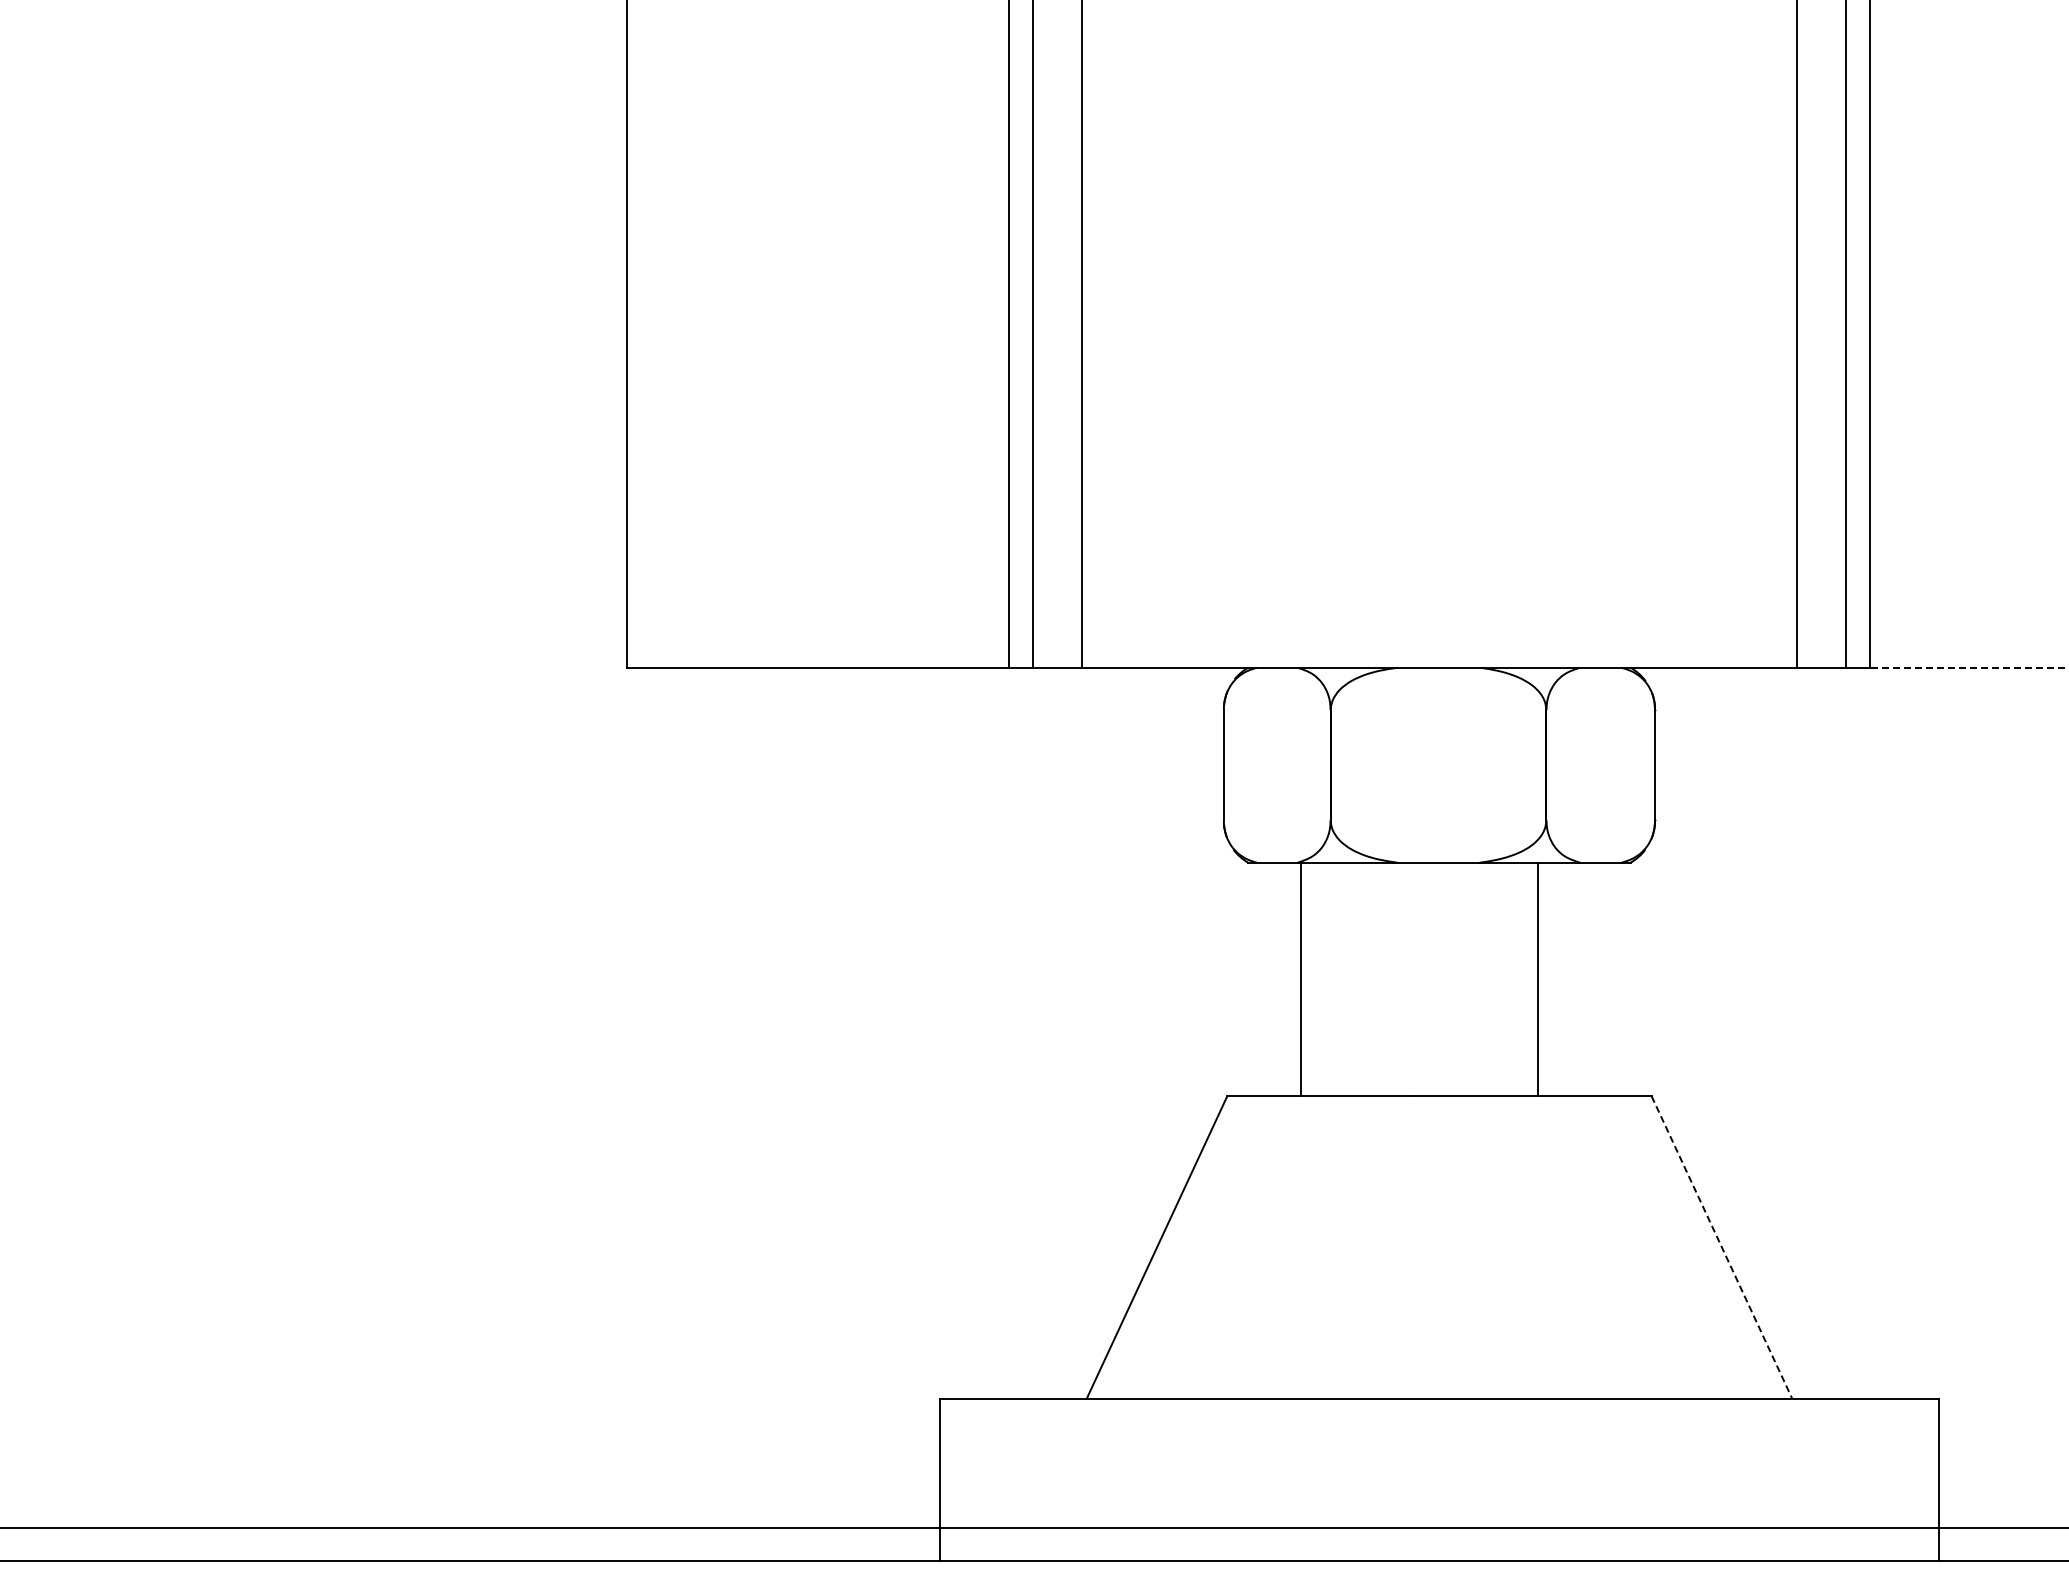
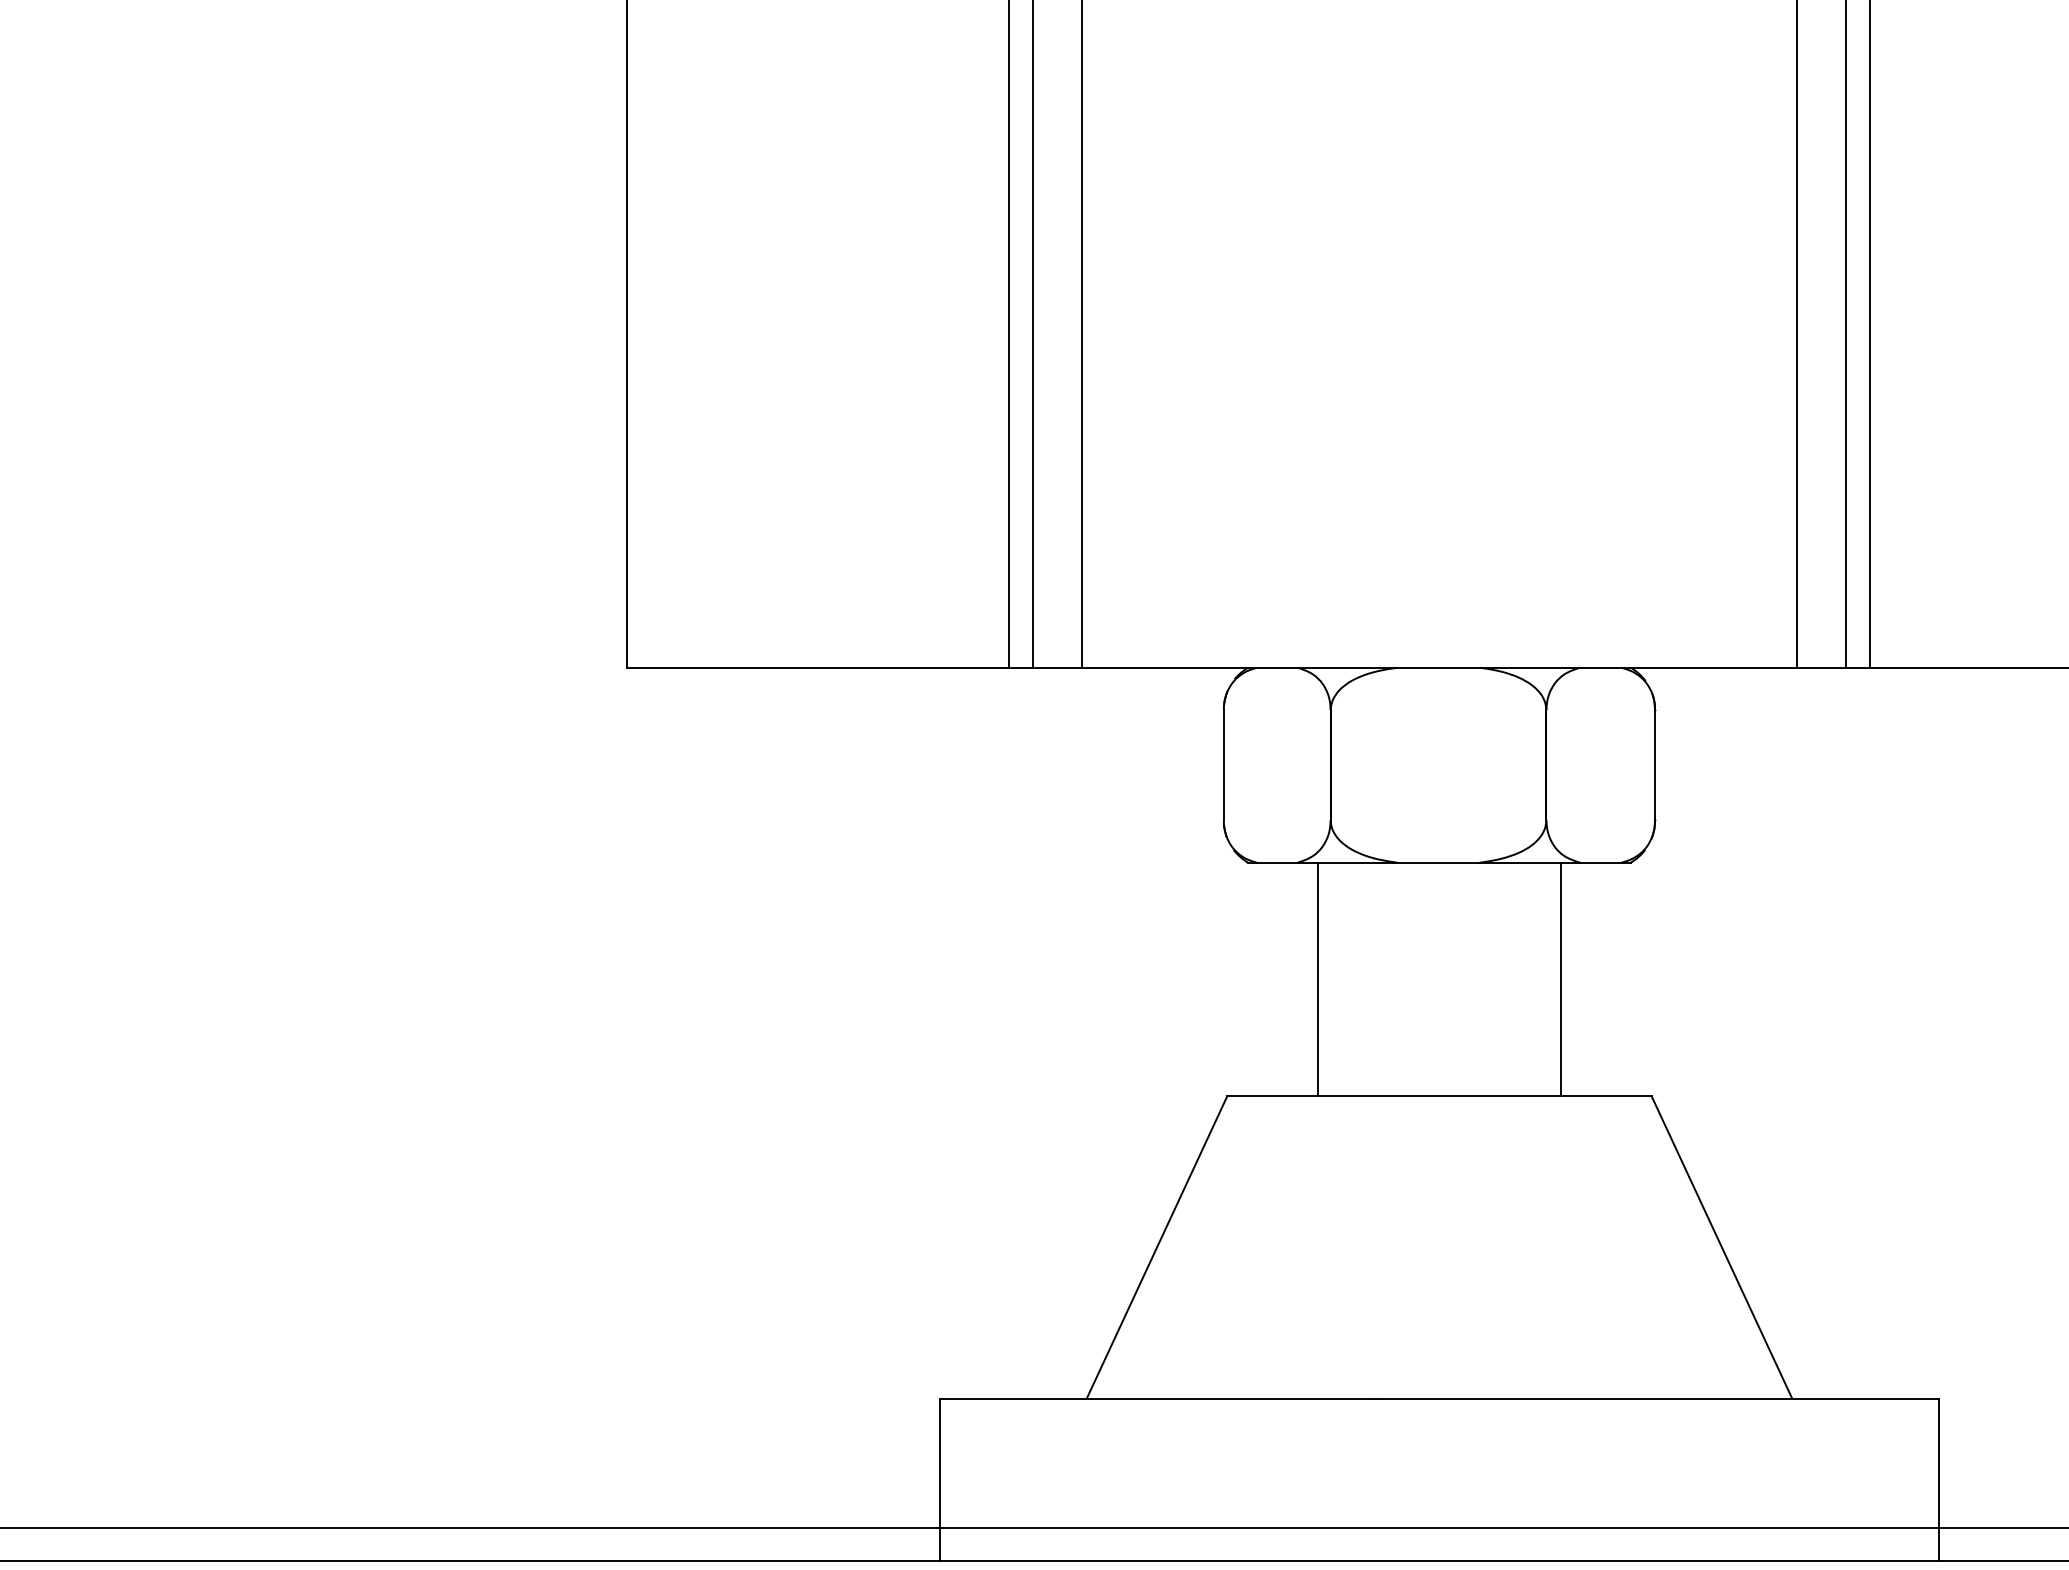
line: dashed -> solid (1968, 667)
line position: (1300, 979) -> (1317, 979) (1317, 979)
line position: (1538, 979) -> (1561, 979) (1561, 979)
line: dashed -> solid (1721, 1247)
